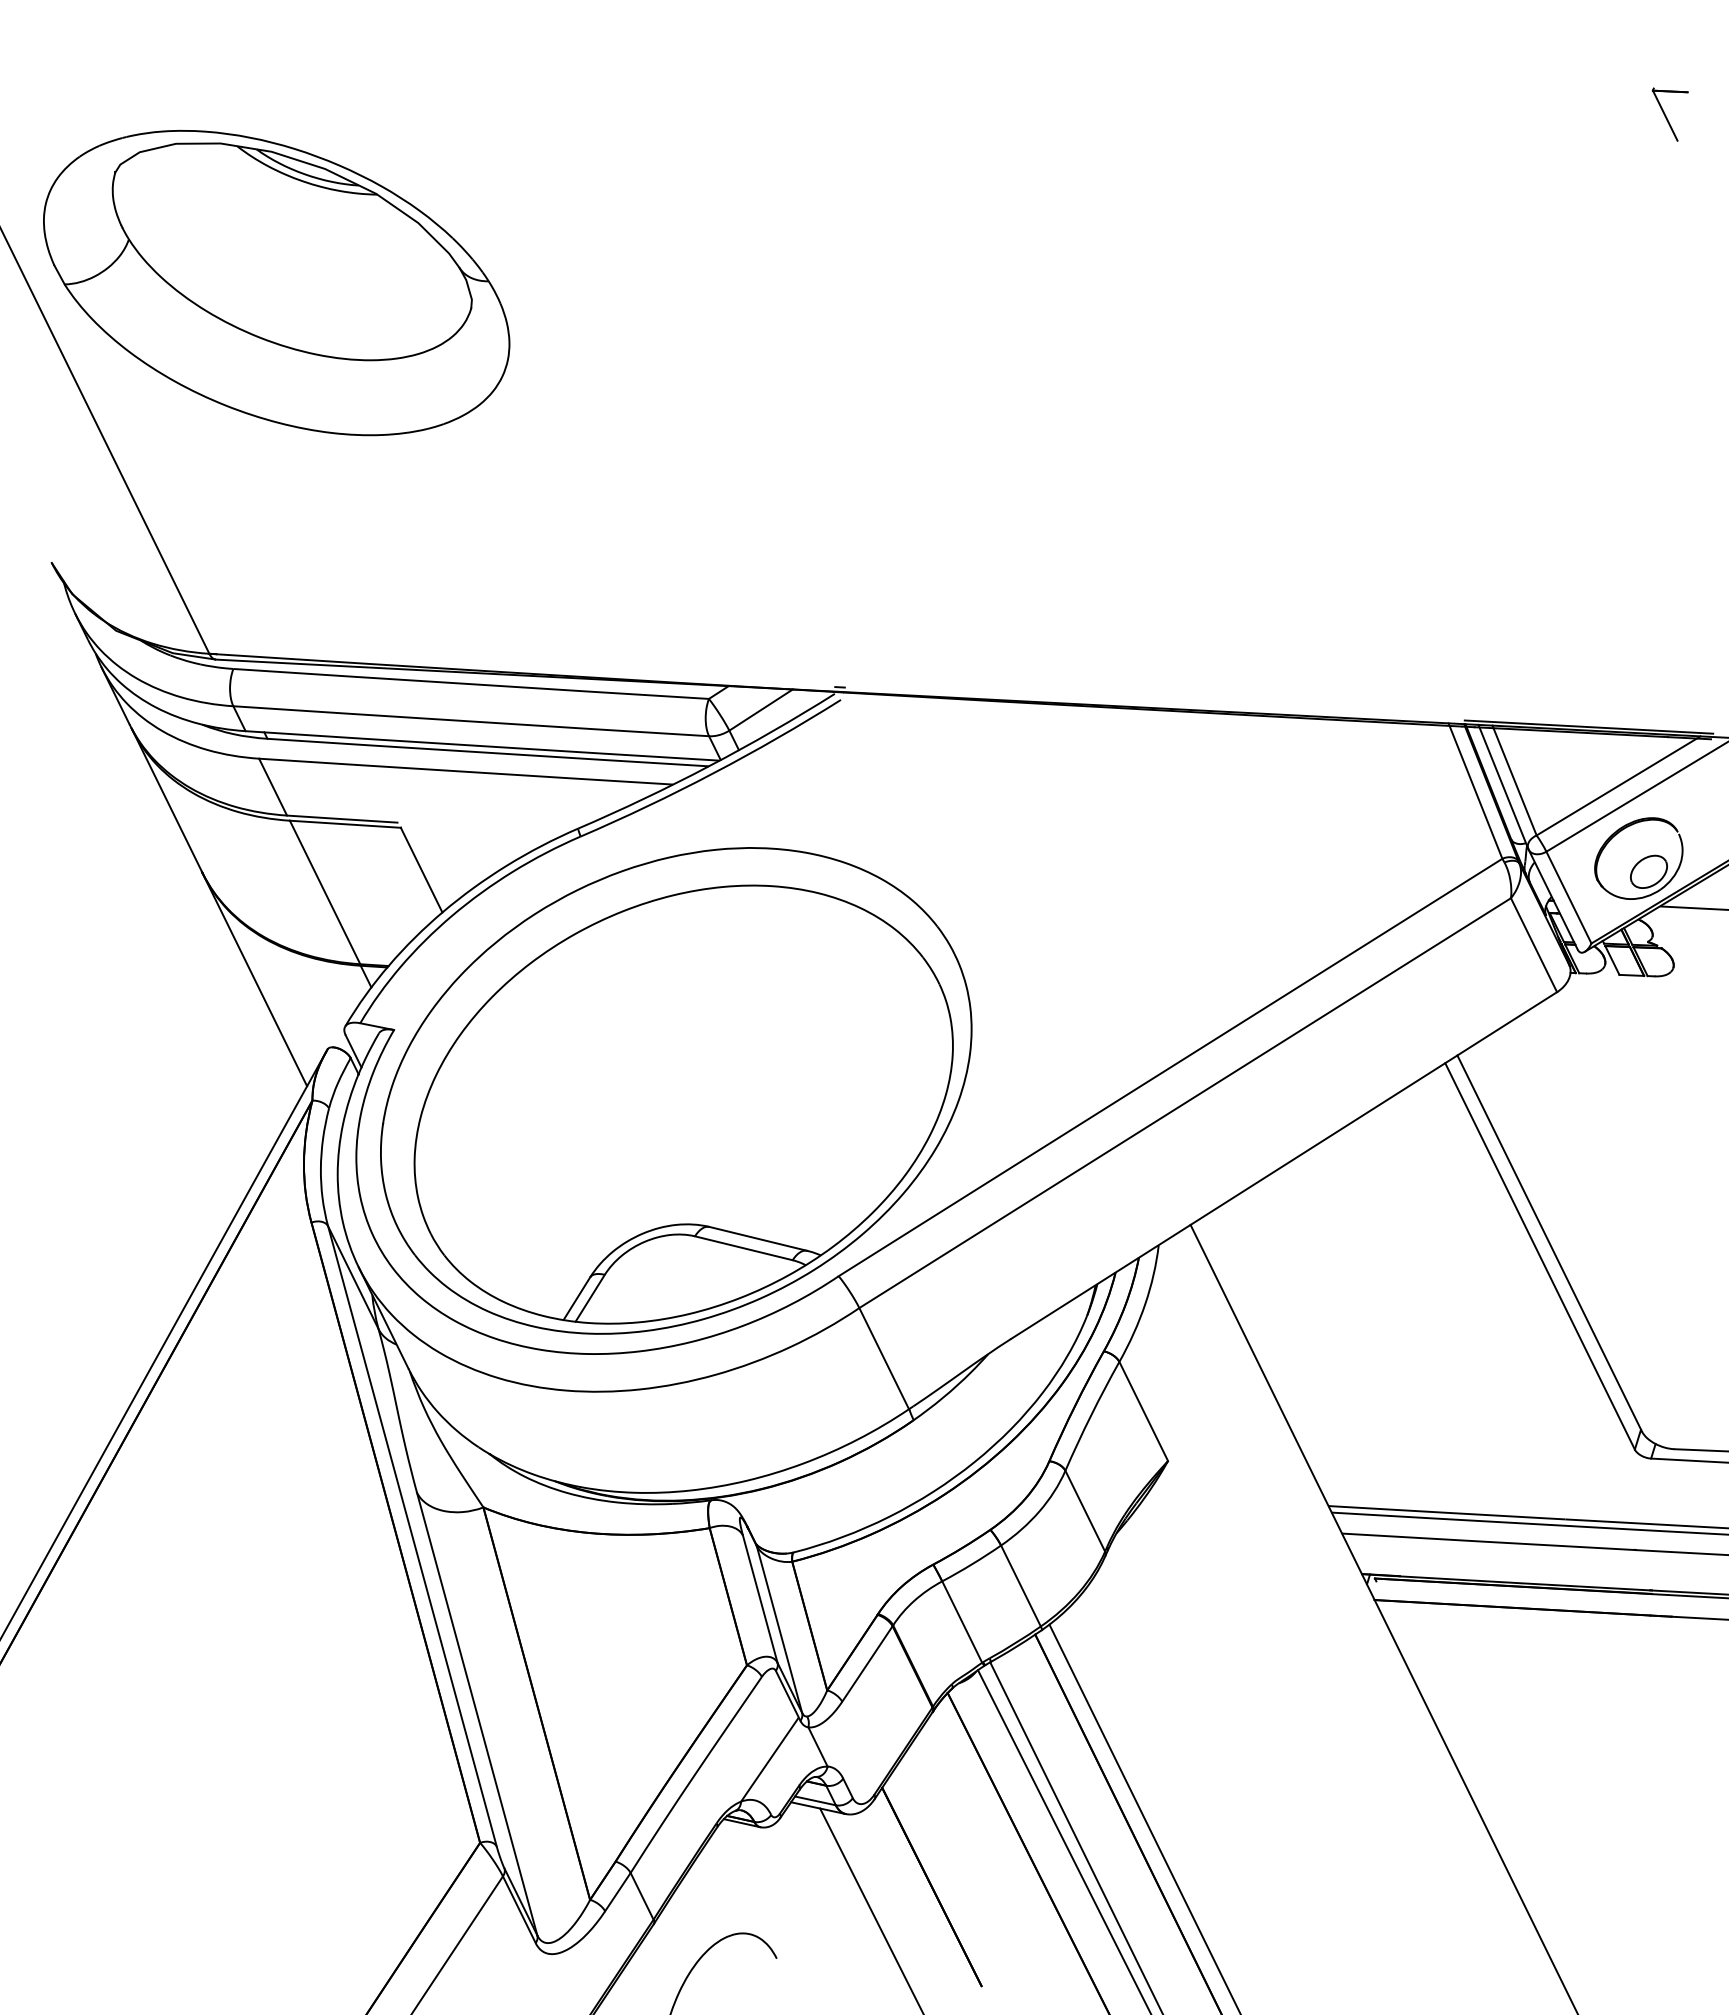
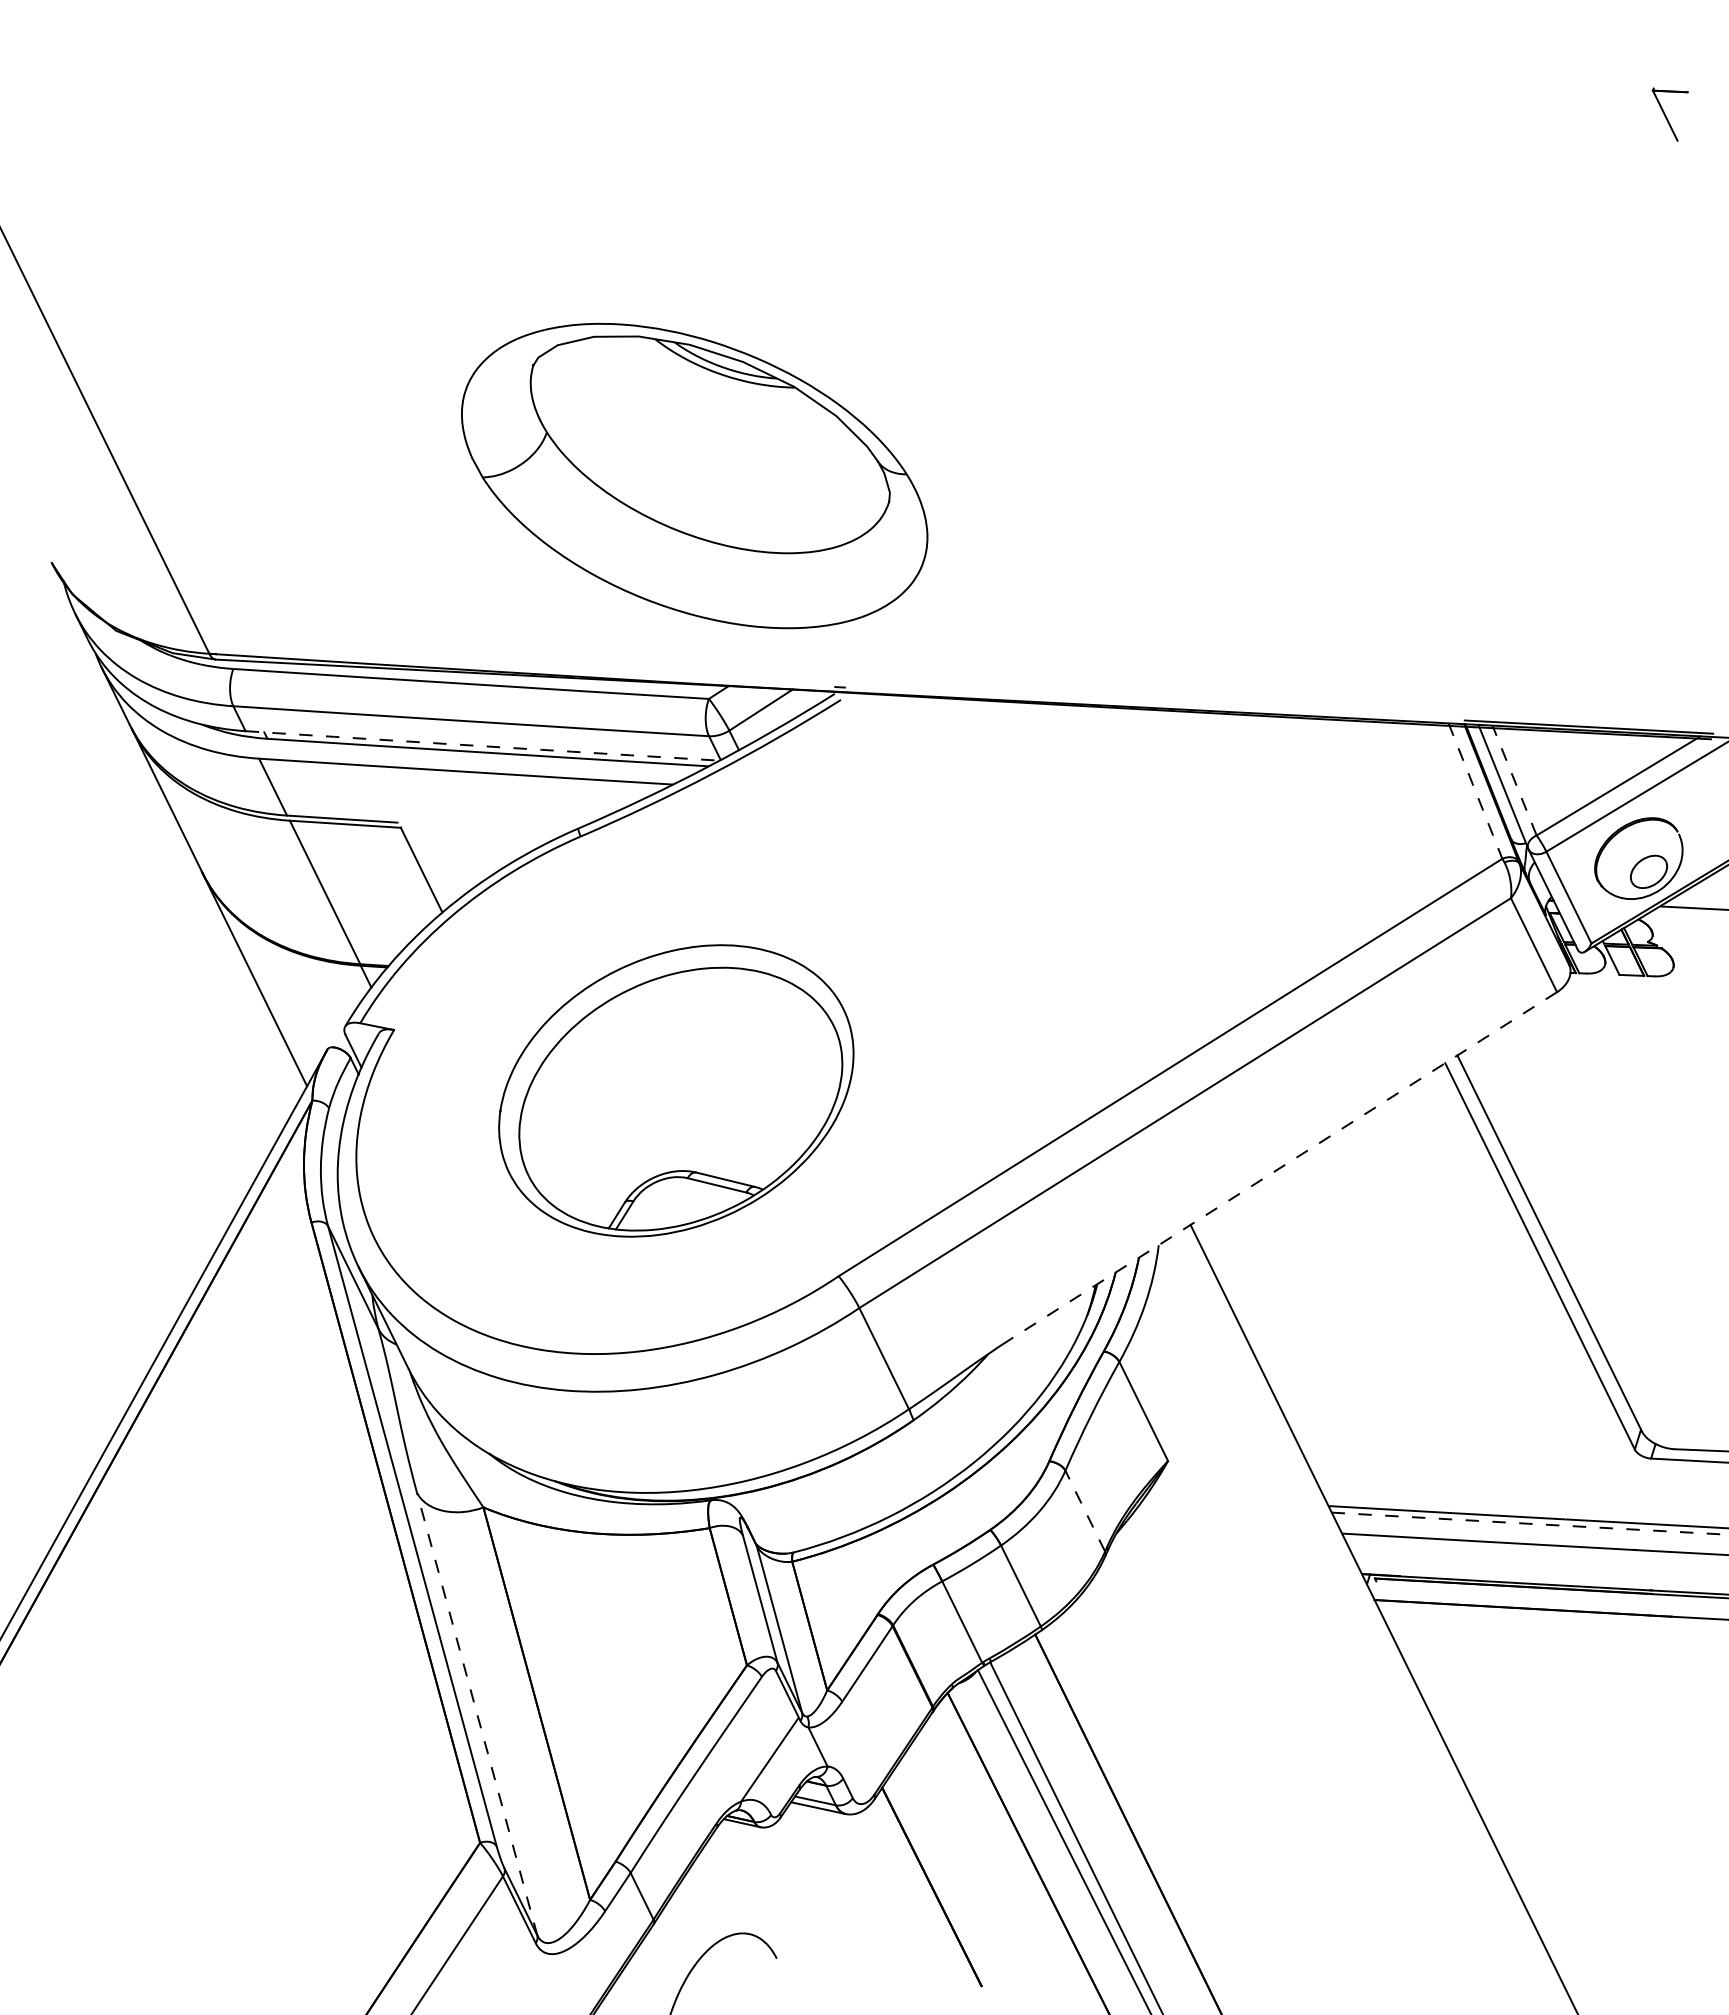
part position: (276, 282) -> (694, 475) (694, 475)
arc: solid -> dashed (482, 746)
line: solid -> dashed (1514, 780)
line: solid -> dashed (1475, 791)
part size: 593x488 px -> 357x294 px (676, 1090)
line: solid -> dashed (1283, 1165)
line: solid -> dashed (1085, 1510)
arc: solid -> dashed (1530, 1523)
line: solid -> dashed (477, 1713)
line: present -> none (1144, 1817)
line: present -> none (871, 1909)
